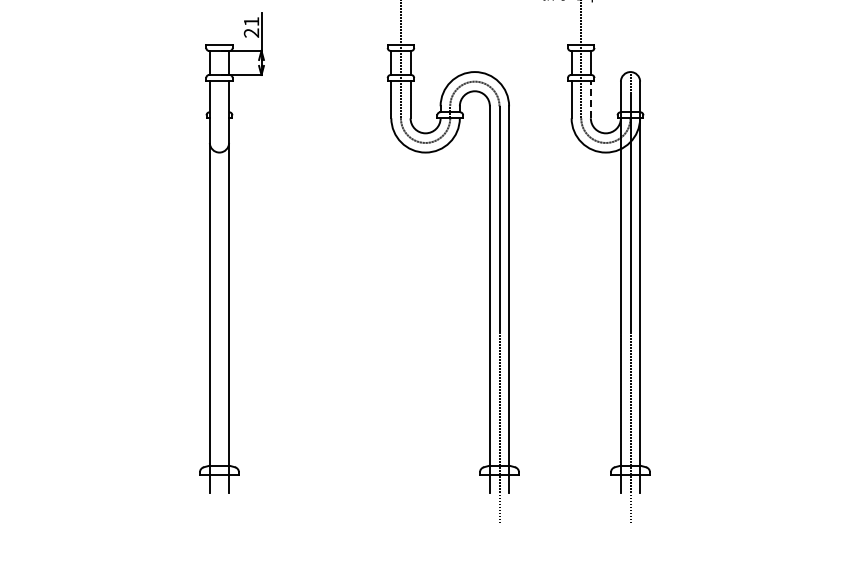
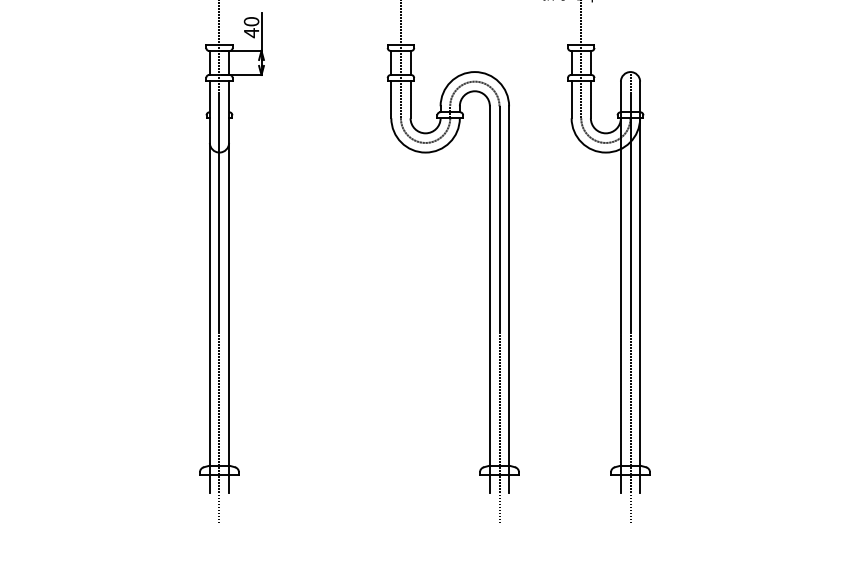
text: 21 -> 40 (251, 27)
line: dashed -> solid (590, 99)
line: none -> present (219, 262)
